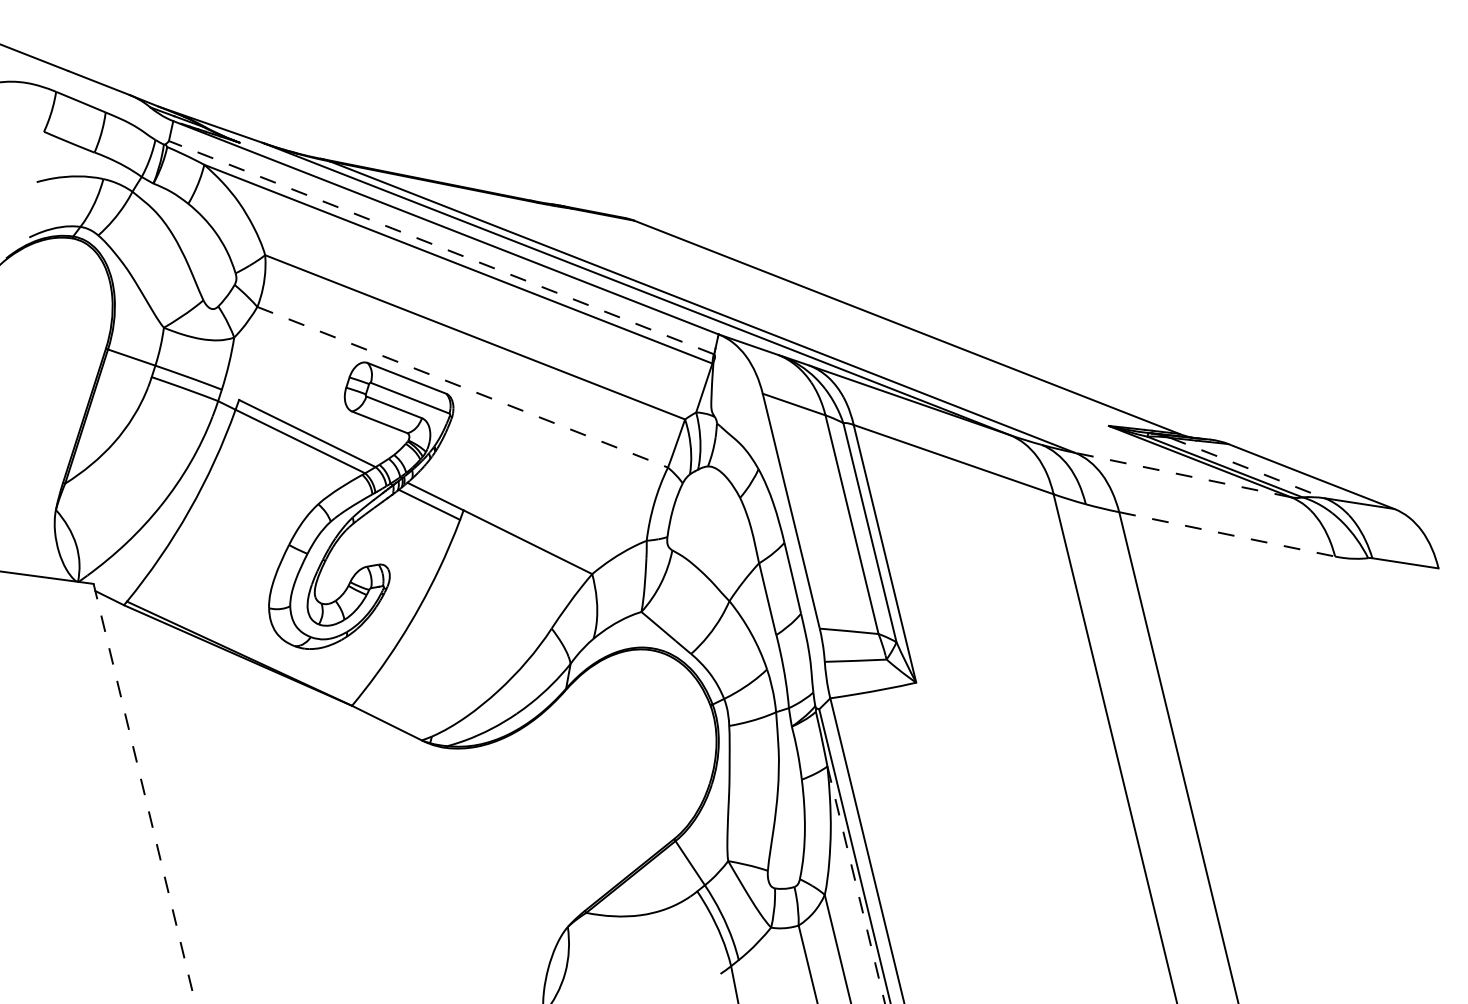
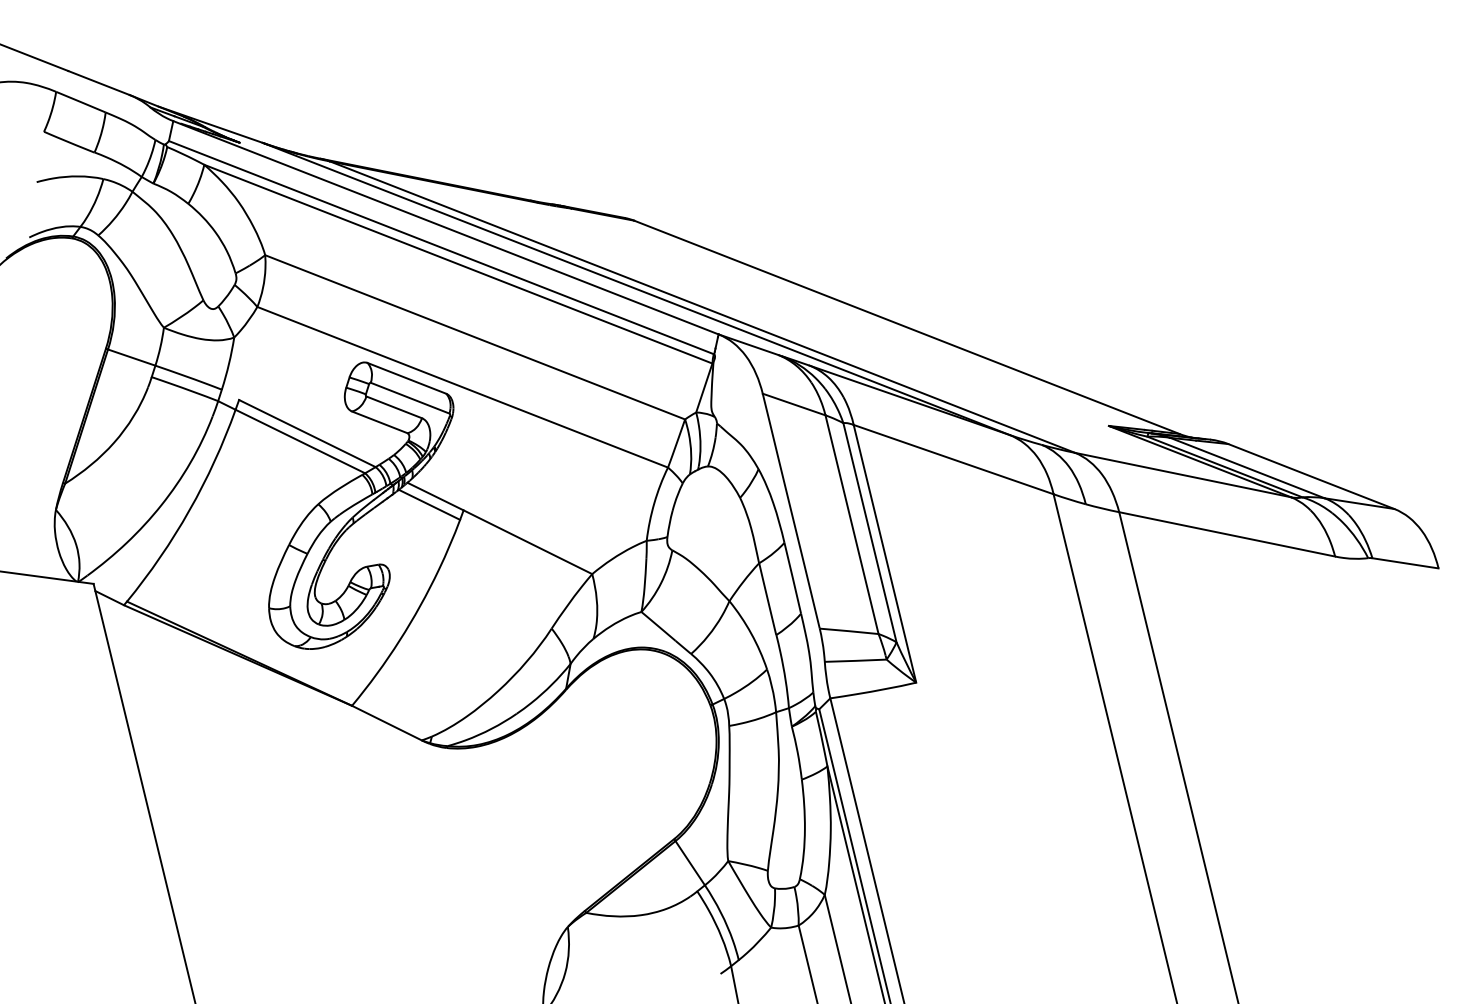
line: dashed -> solid (440, 247)
line: dashed -> solid (463, 387)
line: dashed -> solid (1247, 468)
line: dashed -> solid (1182, 474)
line: dashed -> solid (1227, 534)
line: dashed -> solid (144, 793)
line: dashed -> solid (856, 884)
